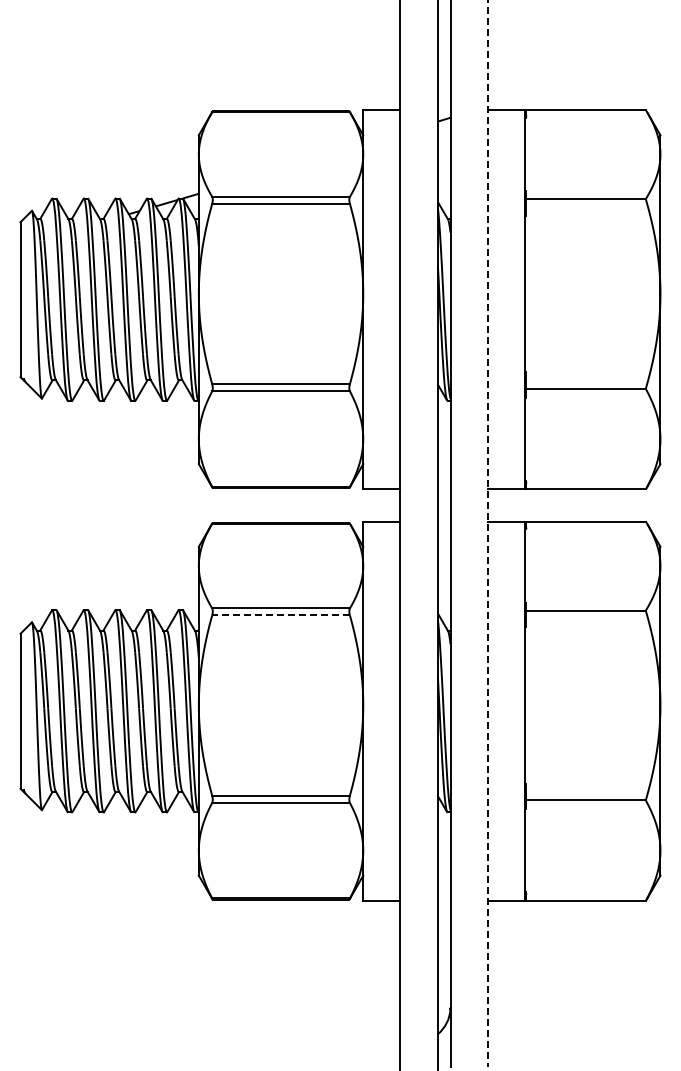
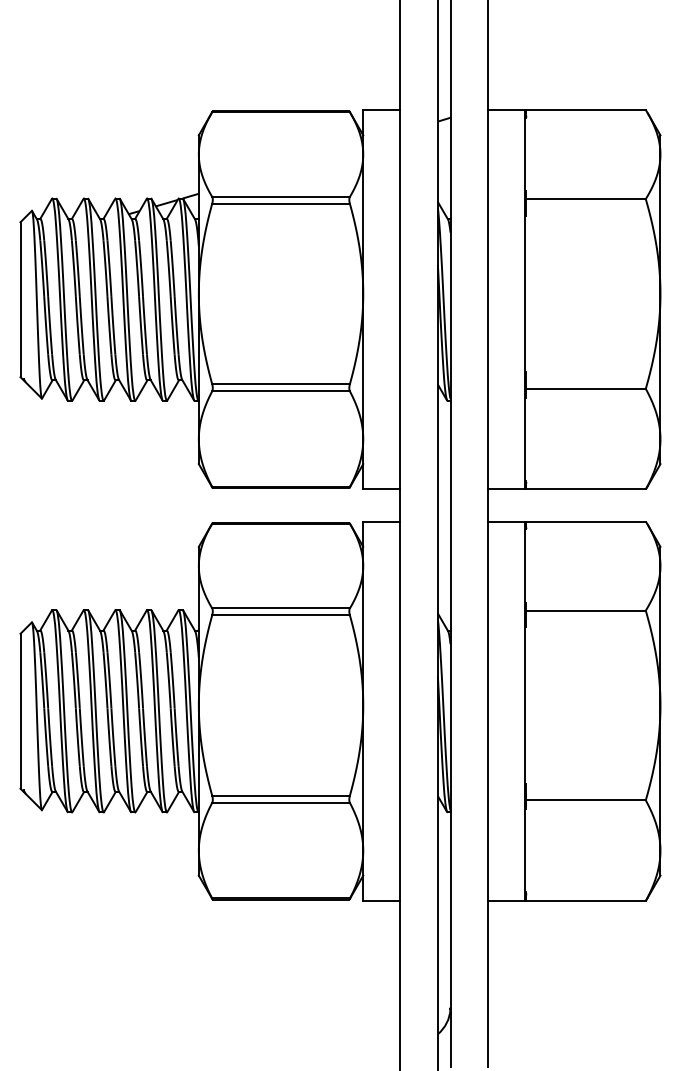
line: dashed -> solid (488, 533)
line: dashed -> solid (281, 615)
